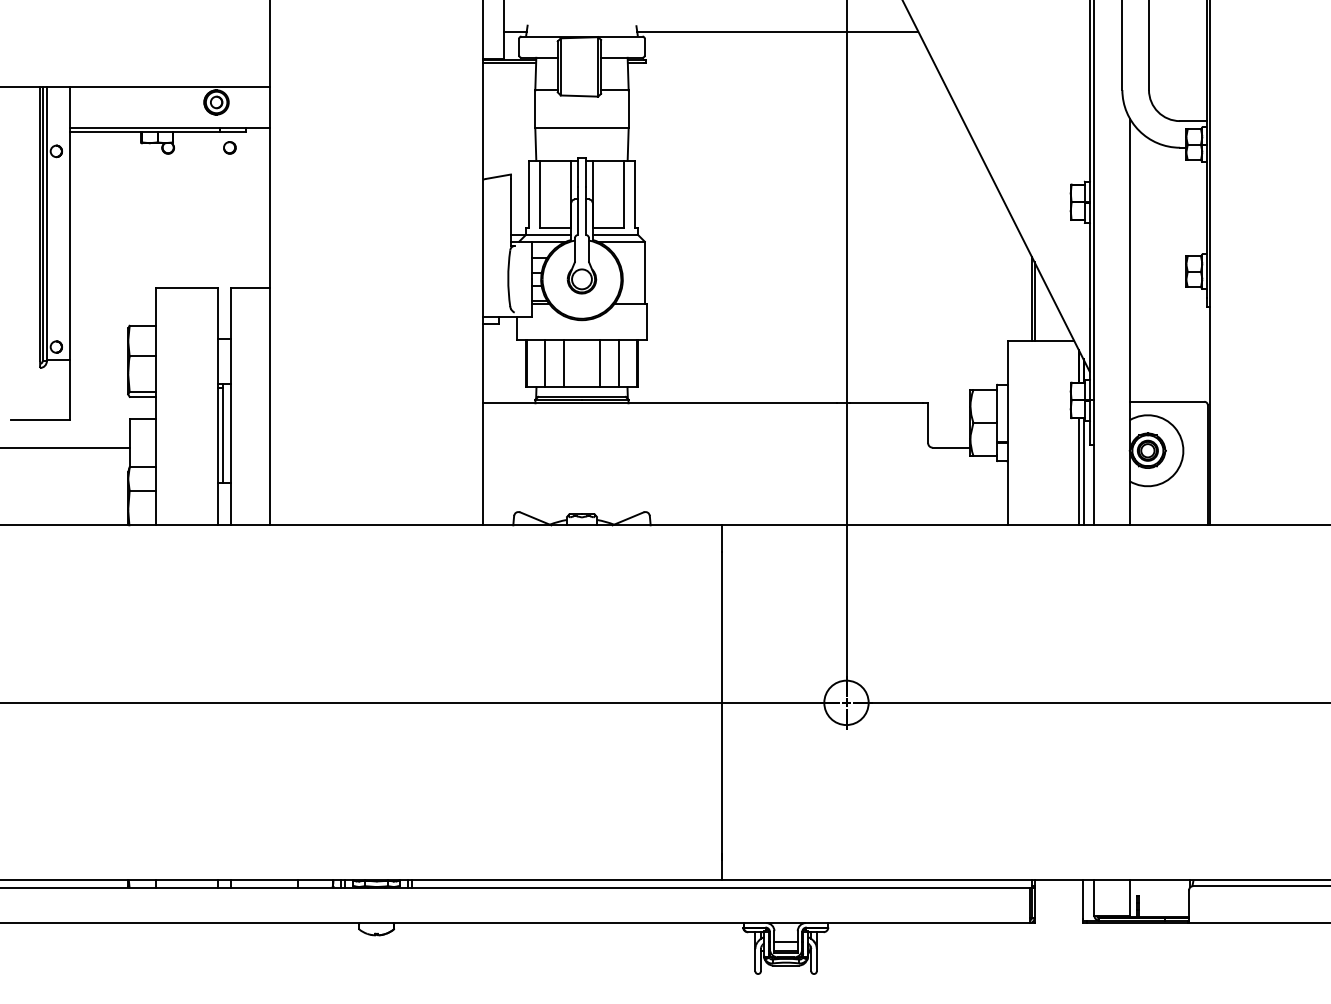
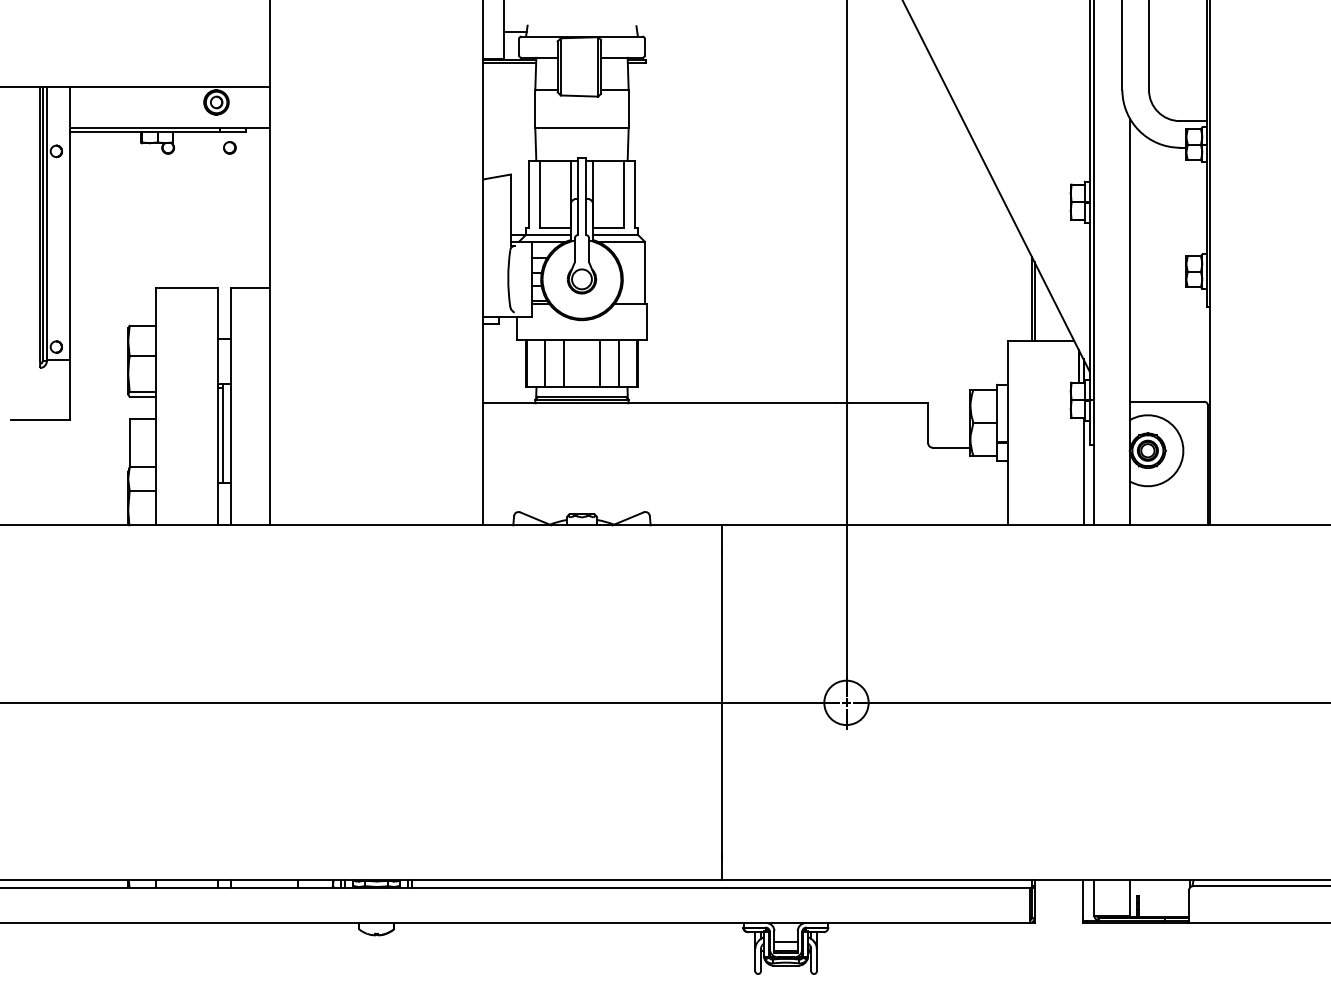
line: present -> none (777, 31)
line: present -> none (65, 447)
line: present -> none (1079, 471)
